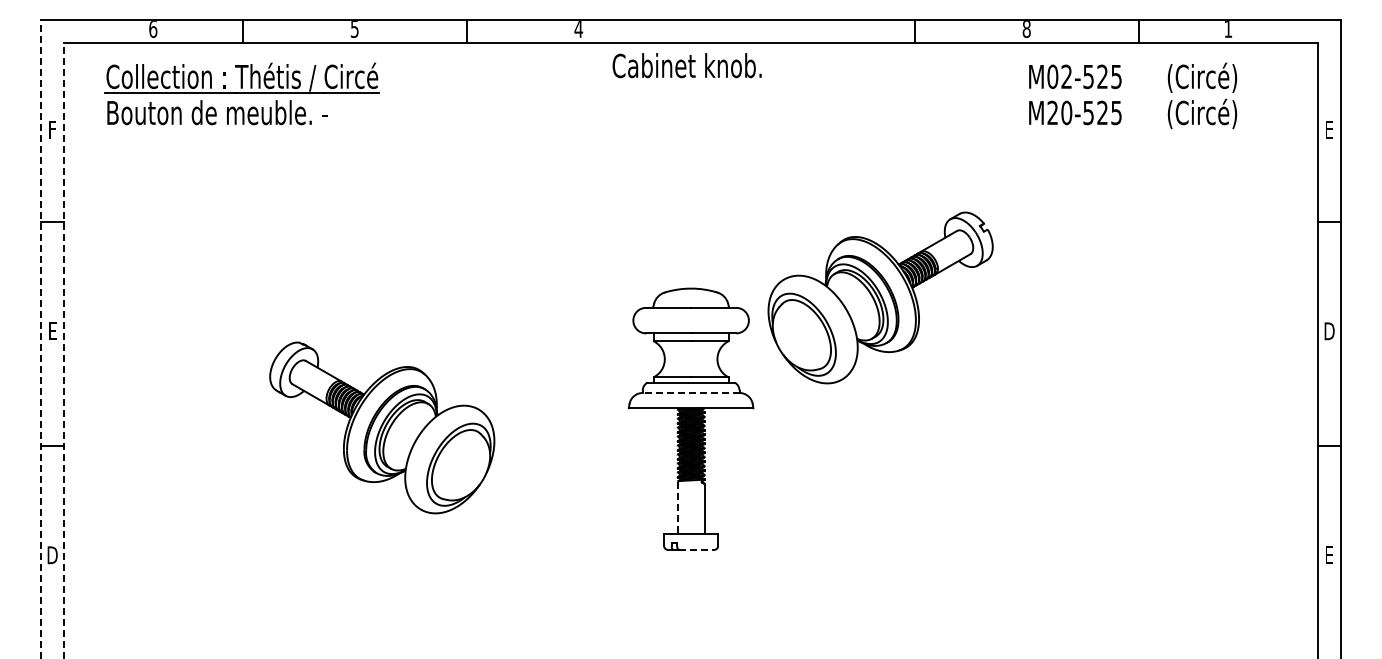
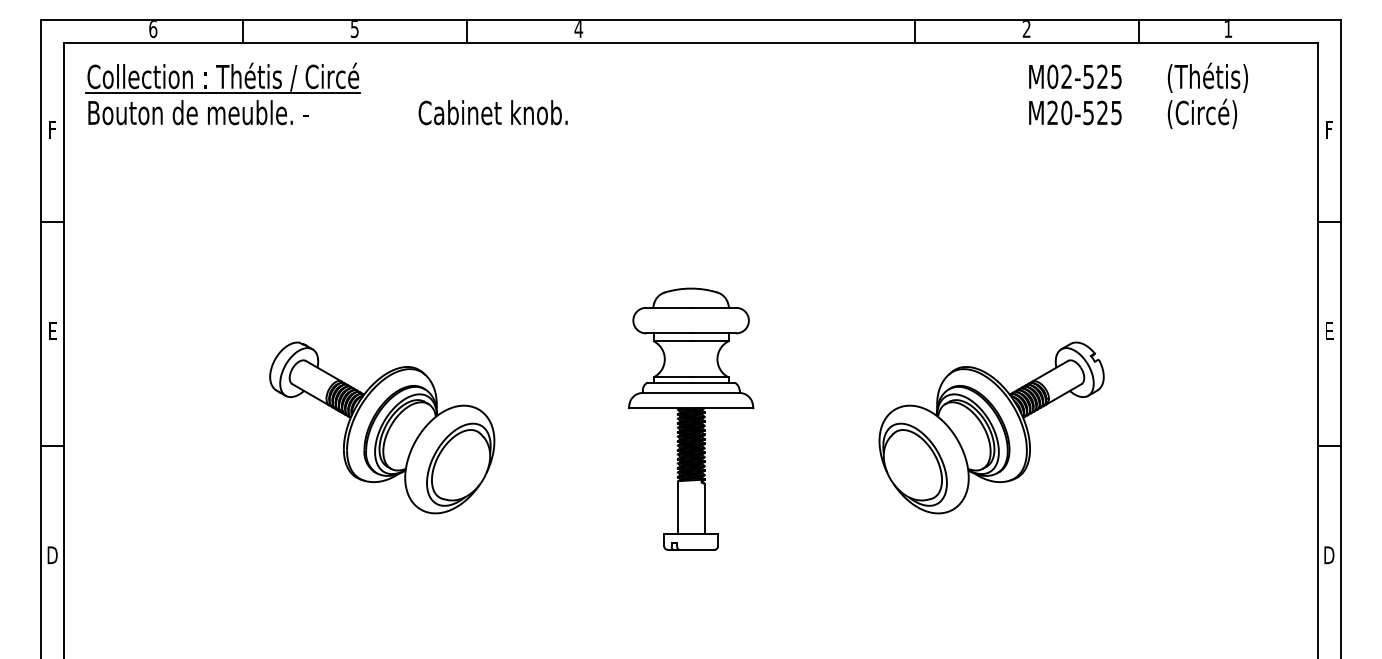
text: 8 -> 2 (1026, 29)
text position: (686, 65) -> (492, 112) (492, 112)
text: (Circé) -> (Thétis) (1211, 77)
part position: (241, 93) -> (222, 93) (222, 93)
text: E -> F (1329, 130)
part position: (880, 297) -> (991, 427) (991, 427)
text: D -> E (1329, 331)
line: dashed -> solid (41, 339)
line: dashed -> solid (63, 350)
line: dashed -> solid (690, 392)
line: dashed -> solid (677, 508)
line: dashed -> solid (697, 549)
text: E -> D (1329, 555)
